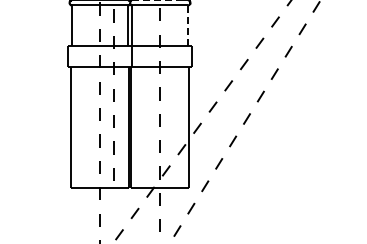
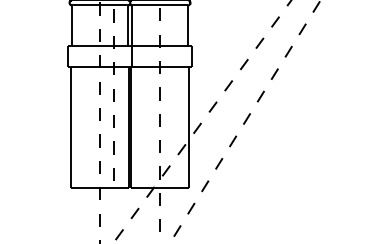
line: dashed -> solid (155, 0)
line: dashed -> solid (187, 25)
